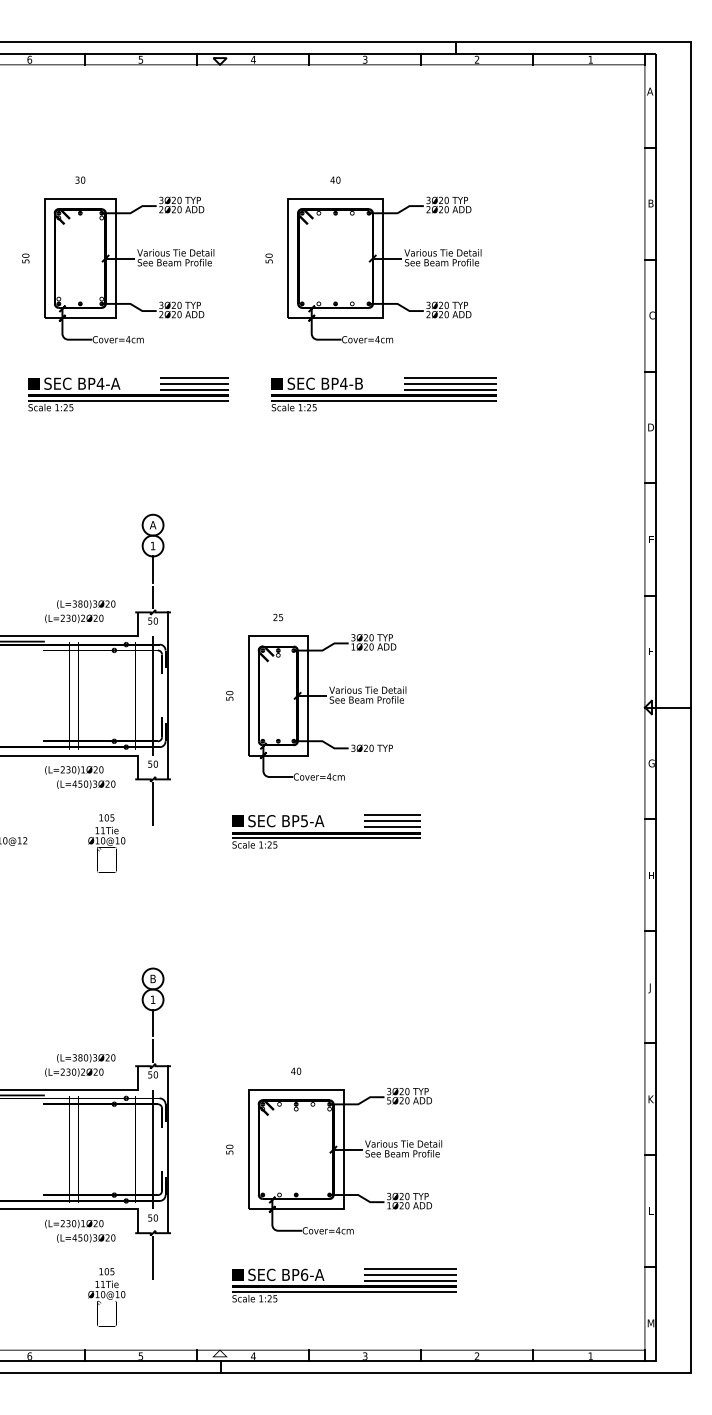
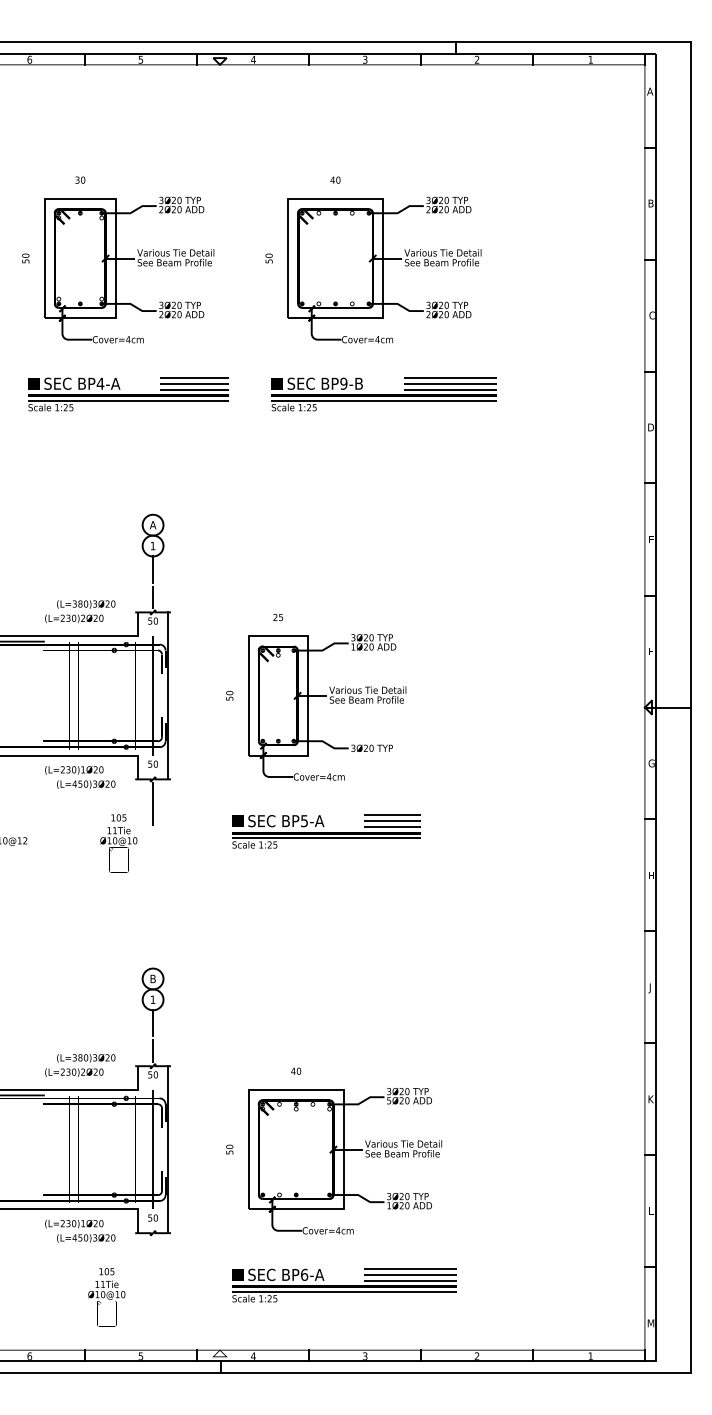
text: BP4-B -> BP9-B (343, 383)
text position: (106, 843) -> (118, 843) (118, 843)
line: present -> none (153, 1258)
